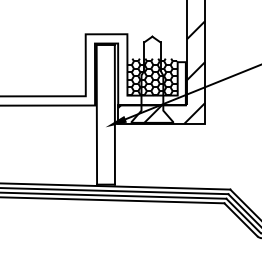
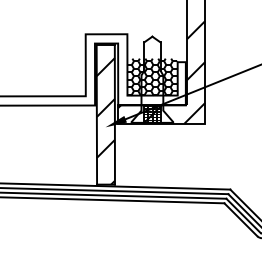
hatch: none -> present (152, 113)
hatch: none -> present (105, 121)
